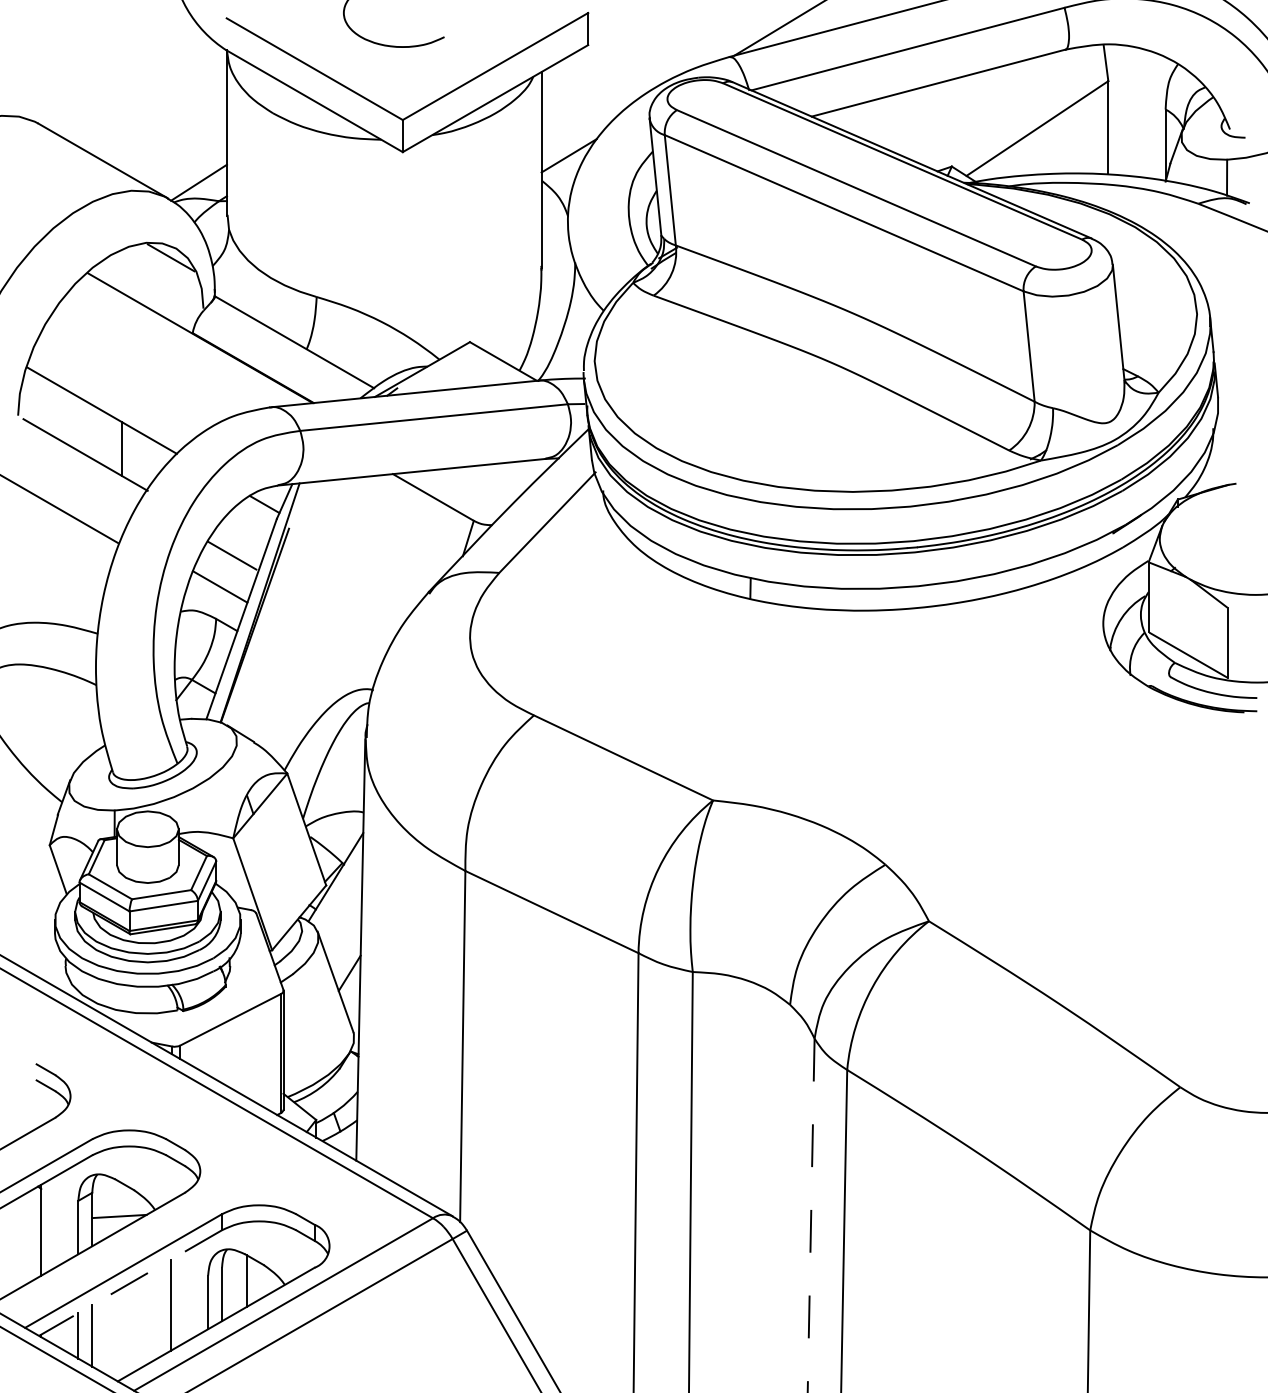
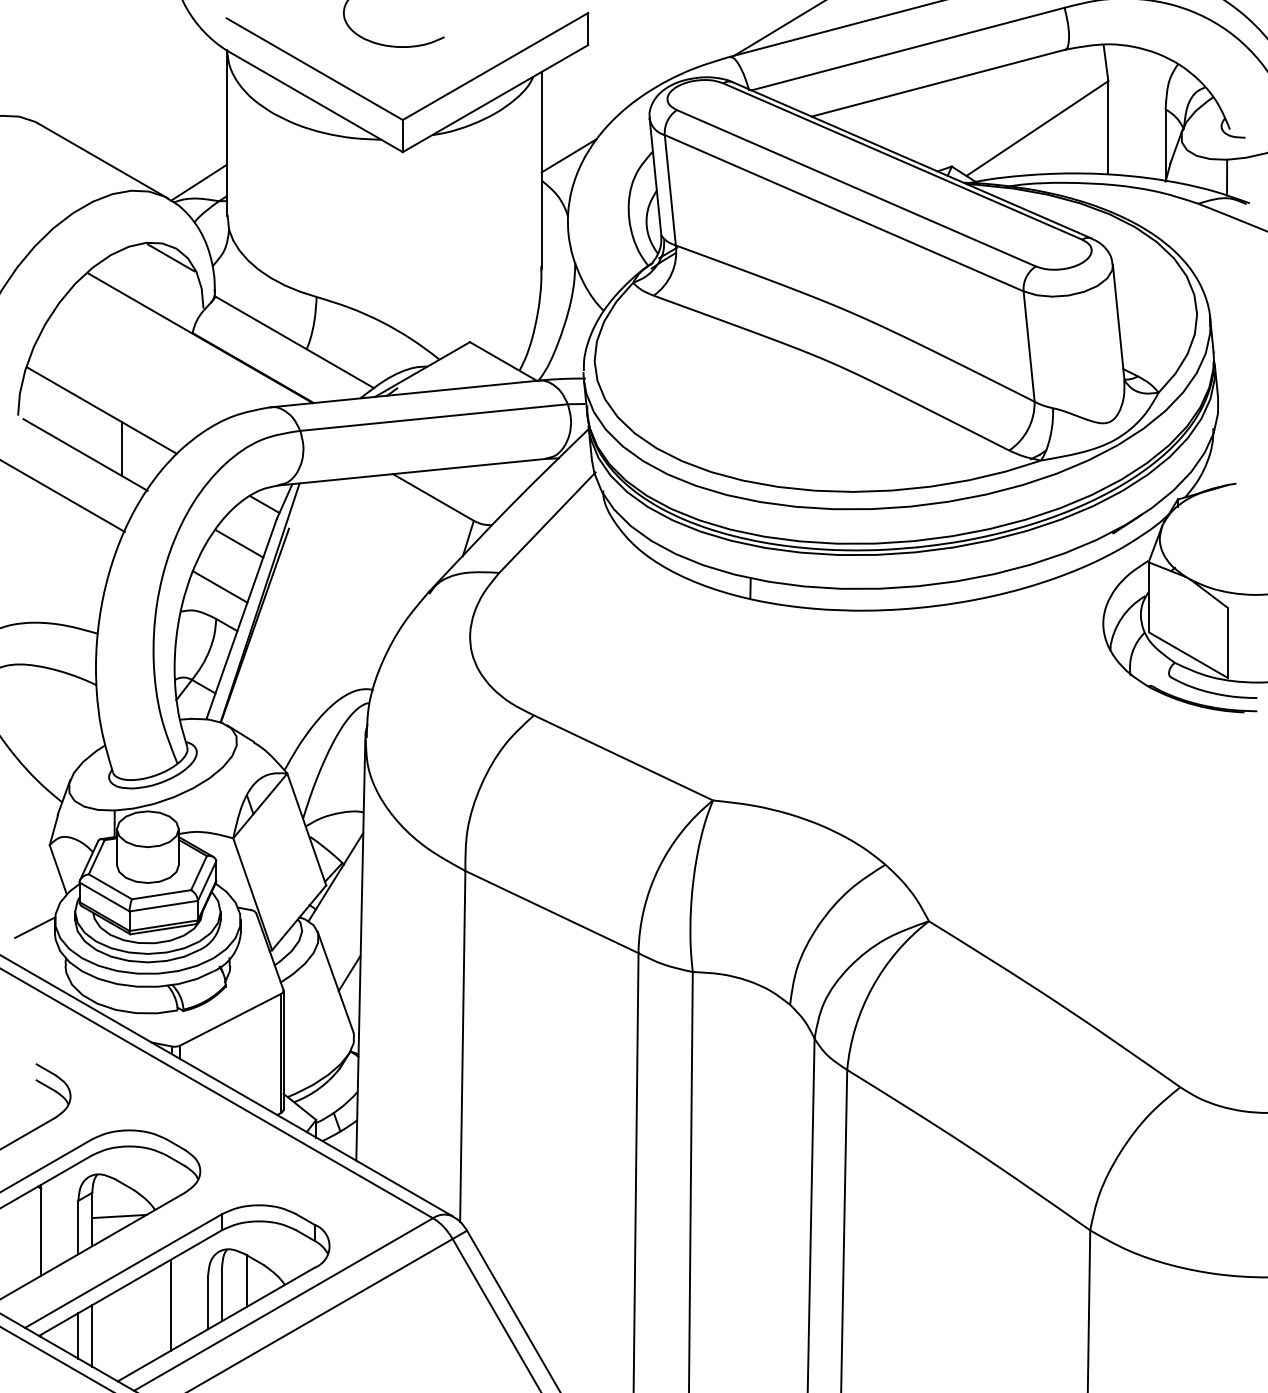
line position: (59, 509) -> (63, 496) (63, 496)
line position: (232, 555) -> (239, 543) (239, 543)
line: none -> present (35, 927)
line: dashed -> solid (811, 1215)
line: dashed -> solid (130, 1283)
